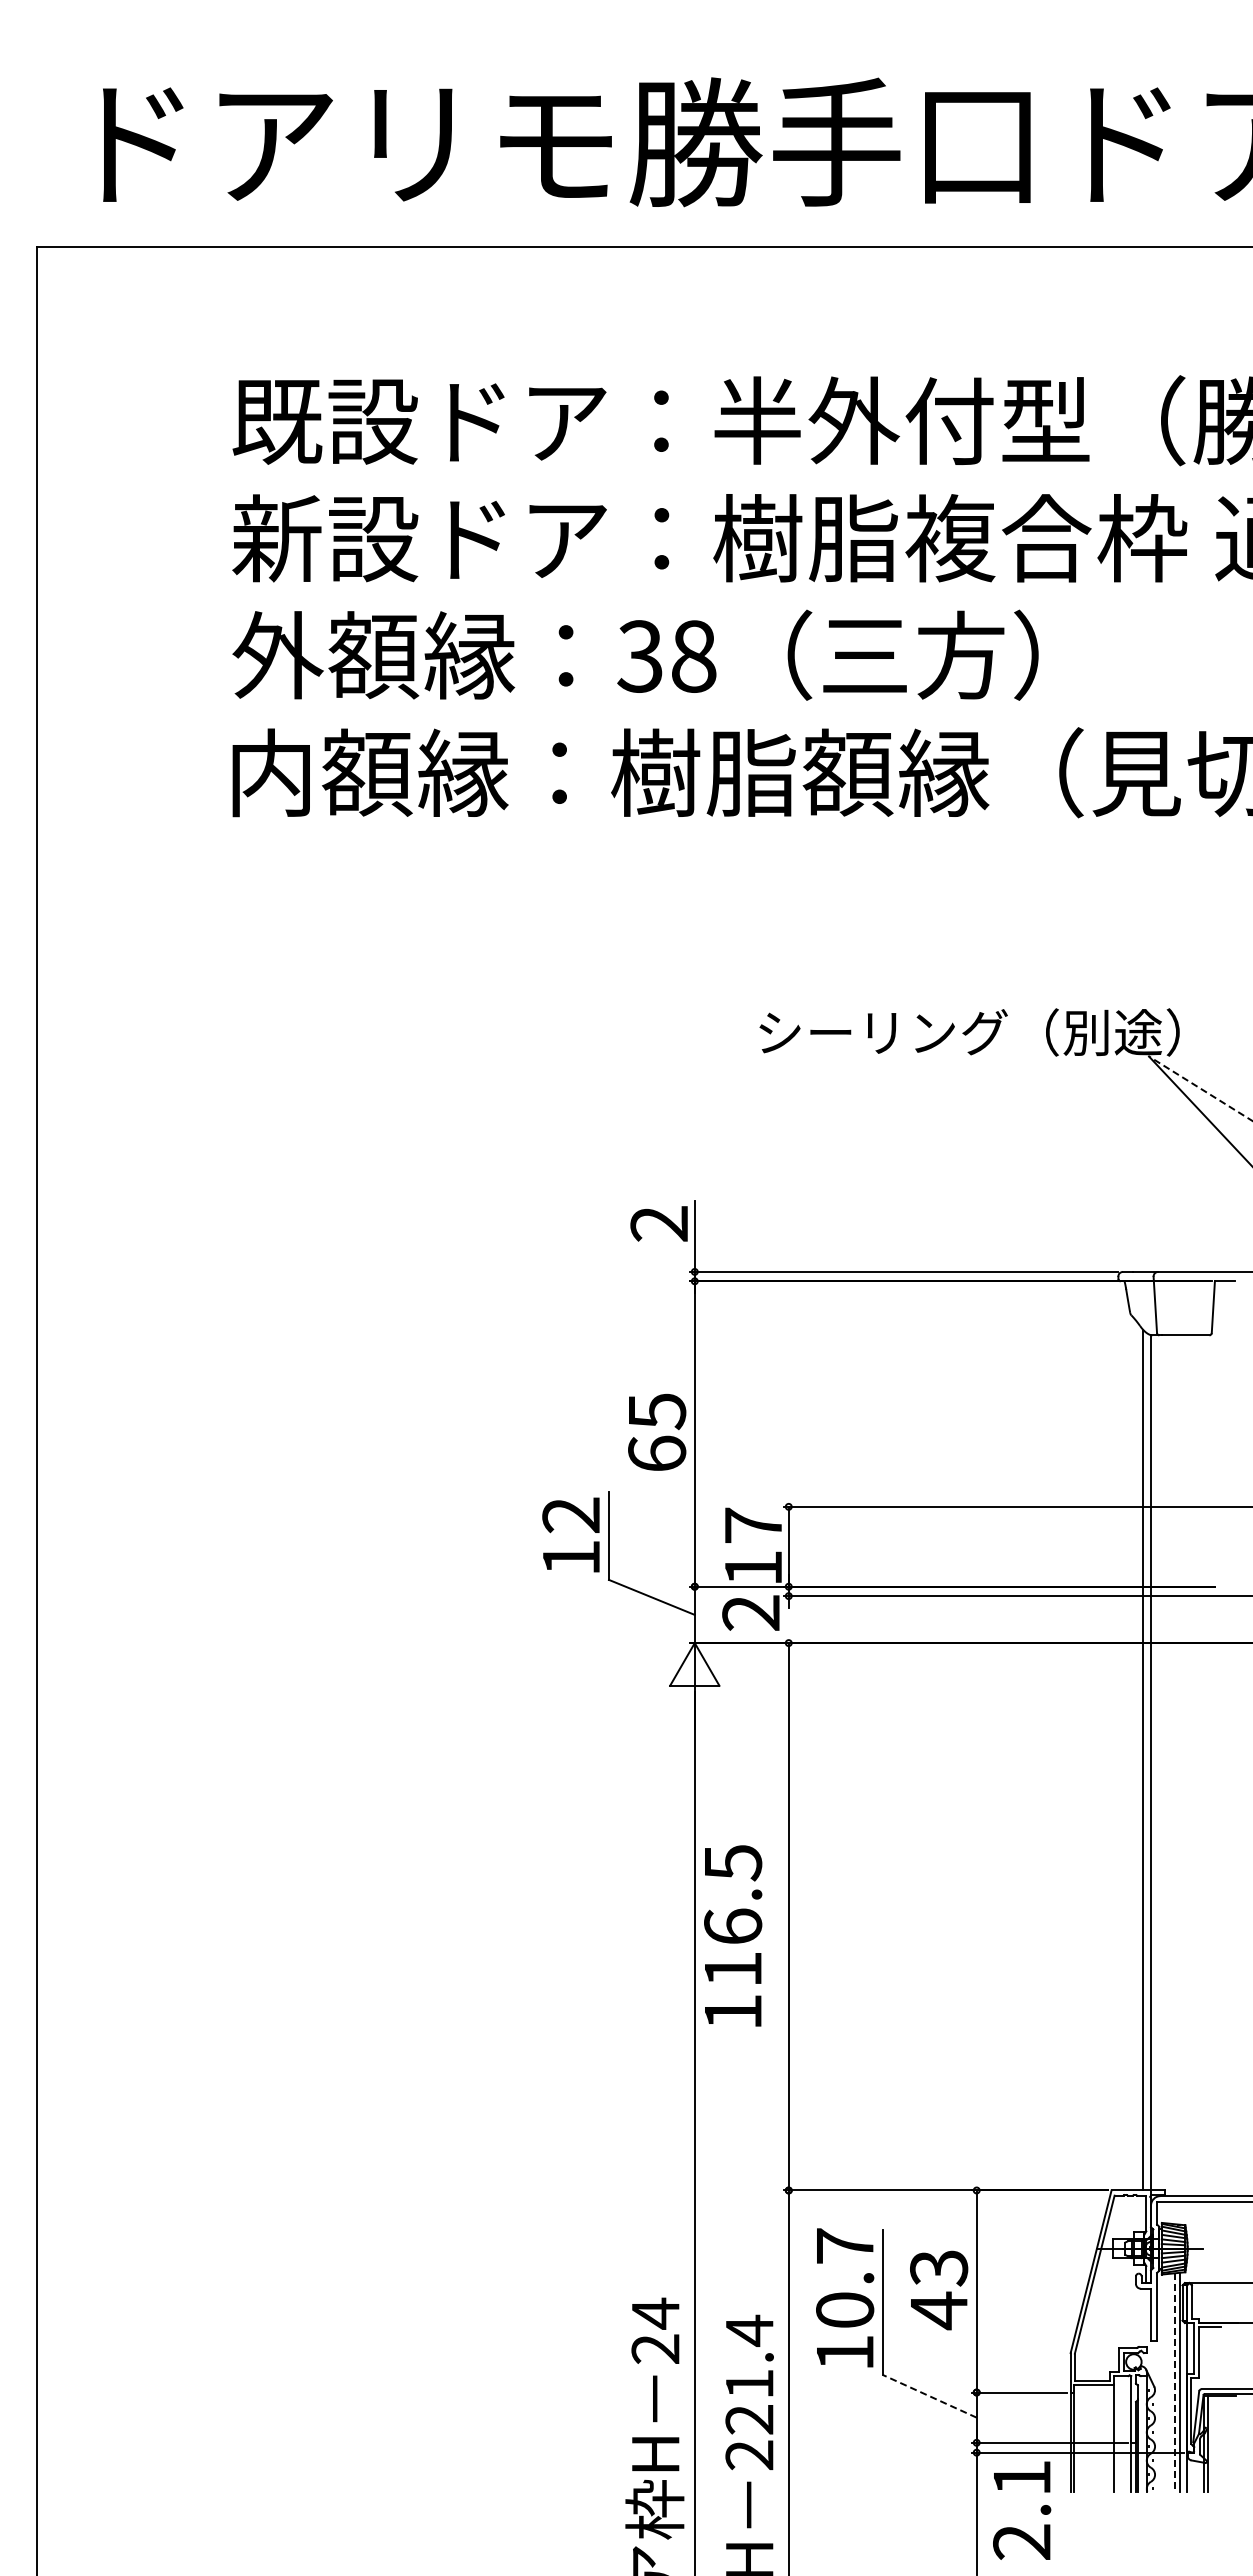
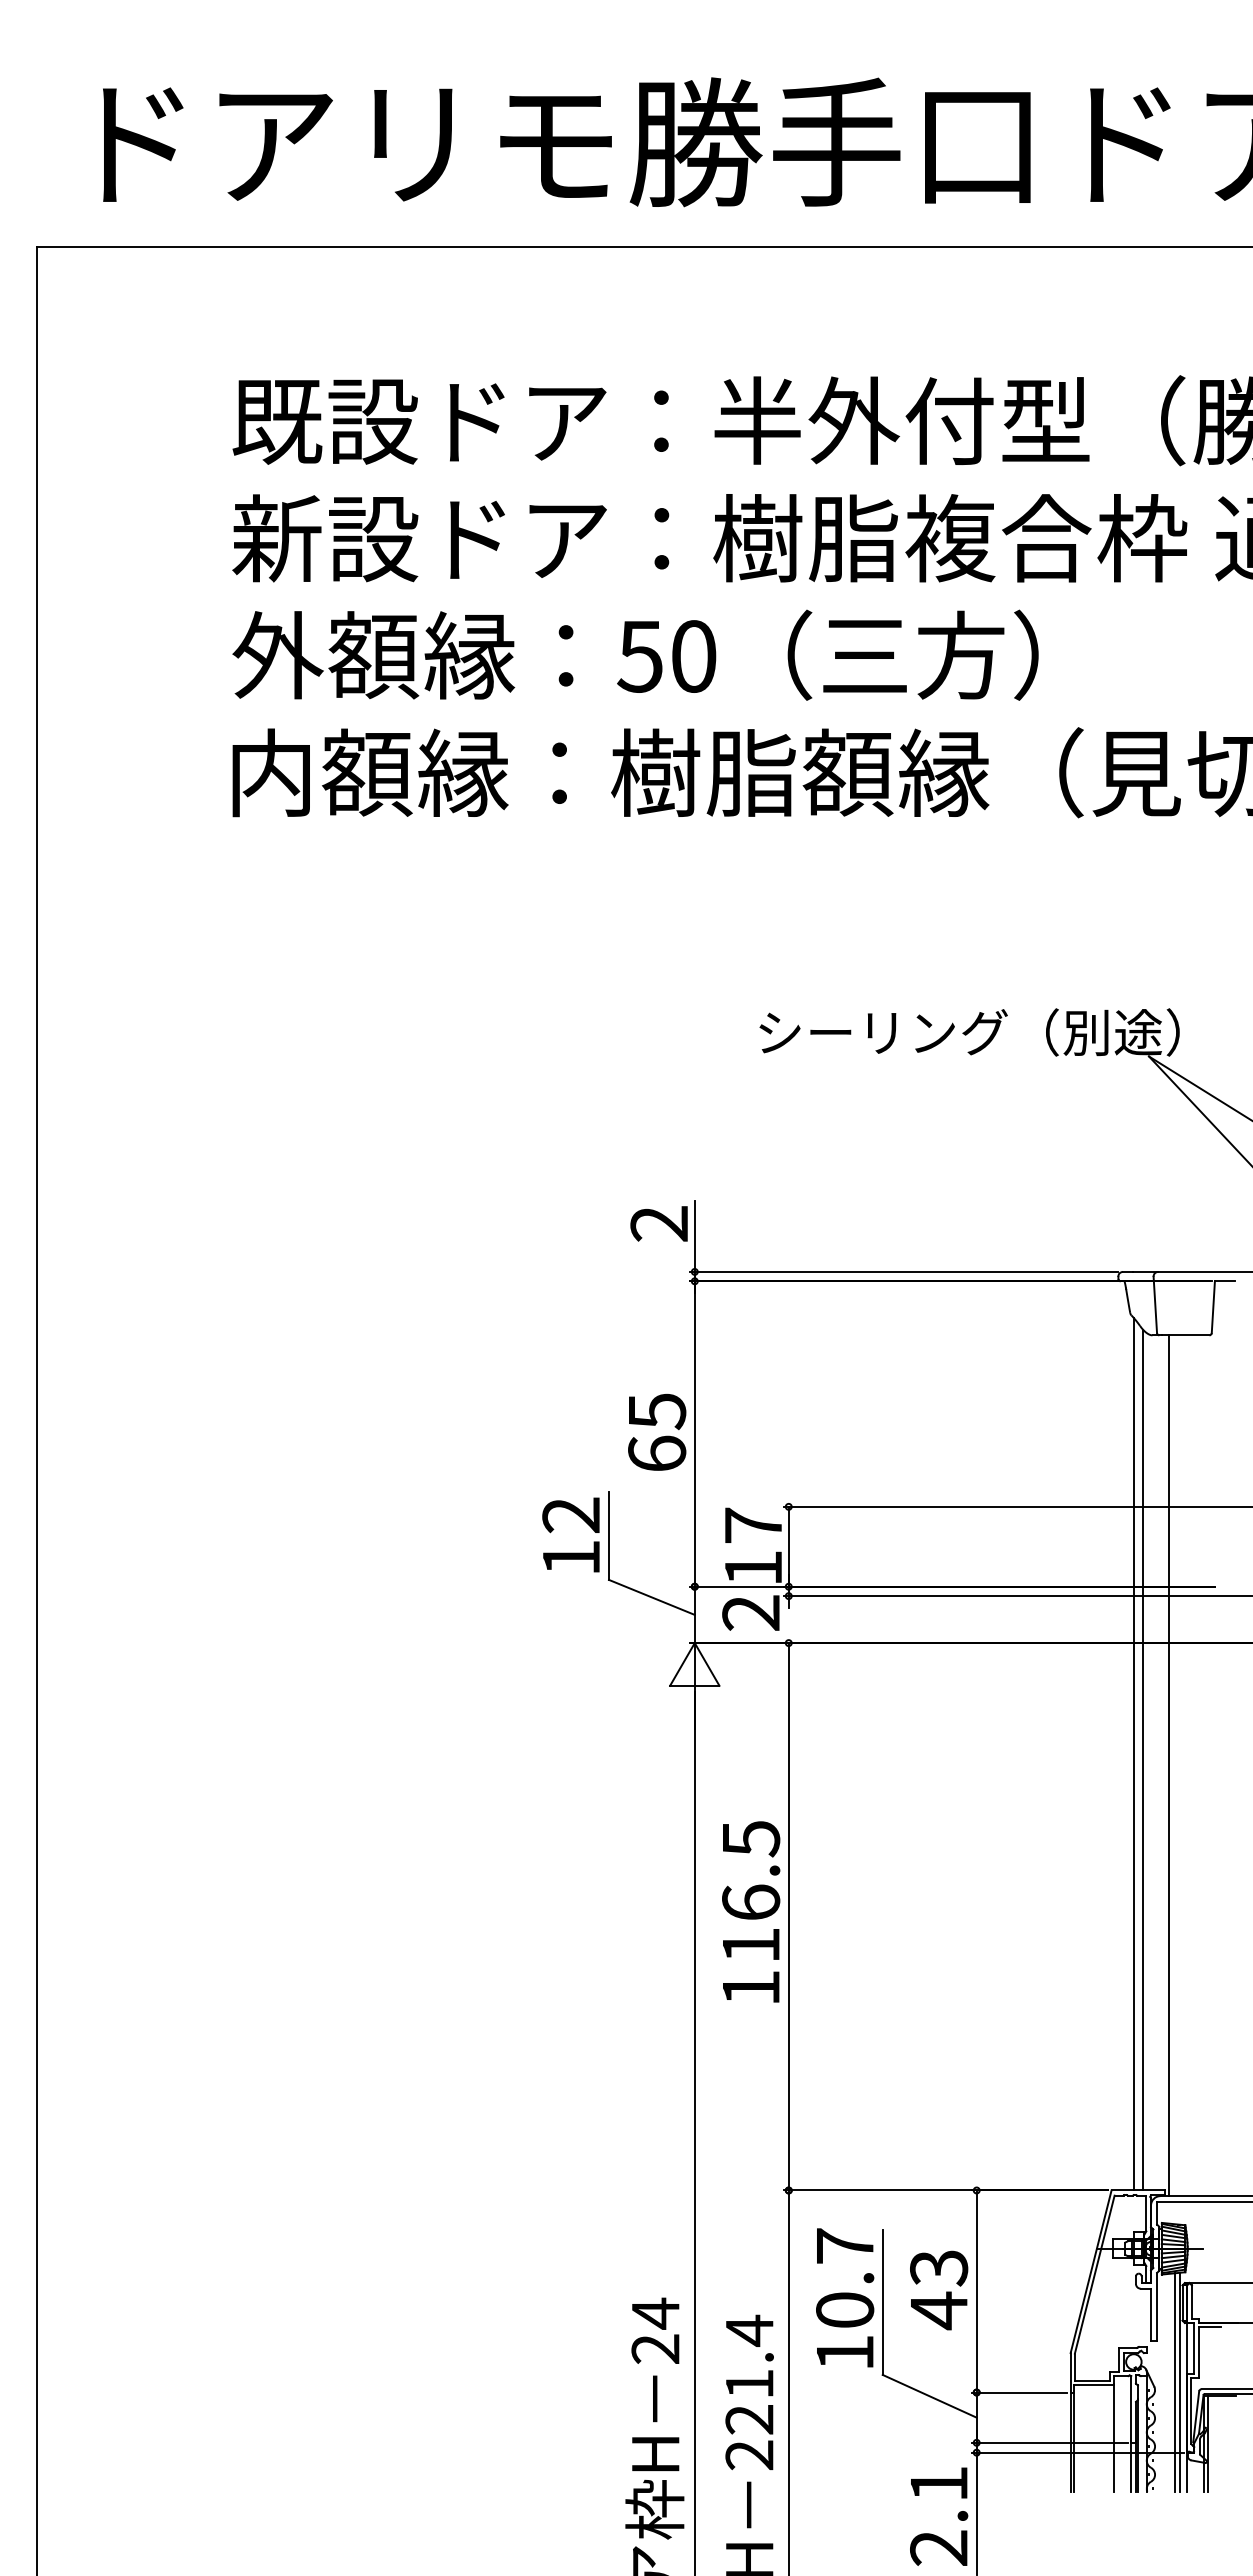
text: 38 -> 50 (666, 656)
line: dashed -> solid (1200, 1088)
line: none -> present (1134, 1754)
line position: (1151, 1765) -> (1169, 1765) (1169, 1765)
text position: (733, 1935) -> (751, 1911) (751, 1911)
line: dashed -> solid (1174, 2382)
line: dashed -> solid (929, 2396)
text position: (1022, 2510) -> (939, 2516) (939, 2516)
